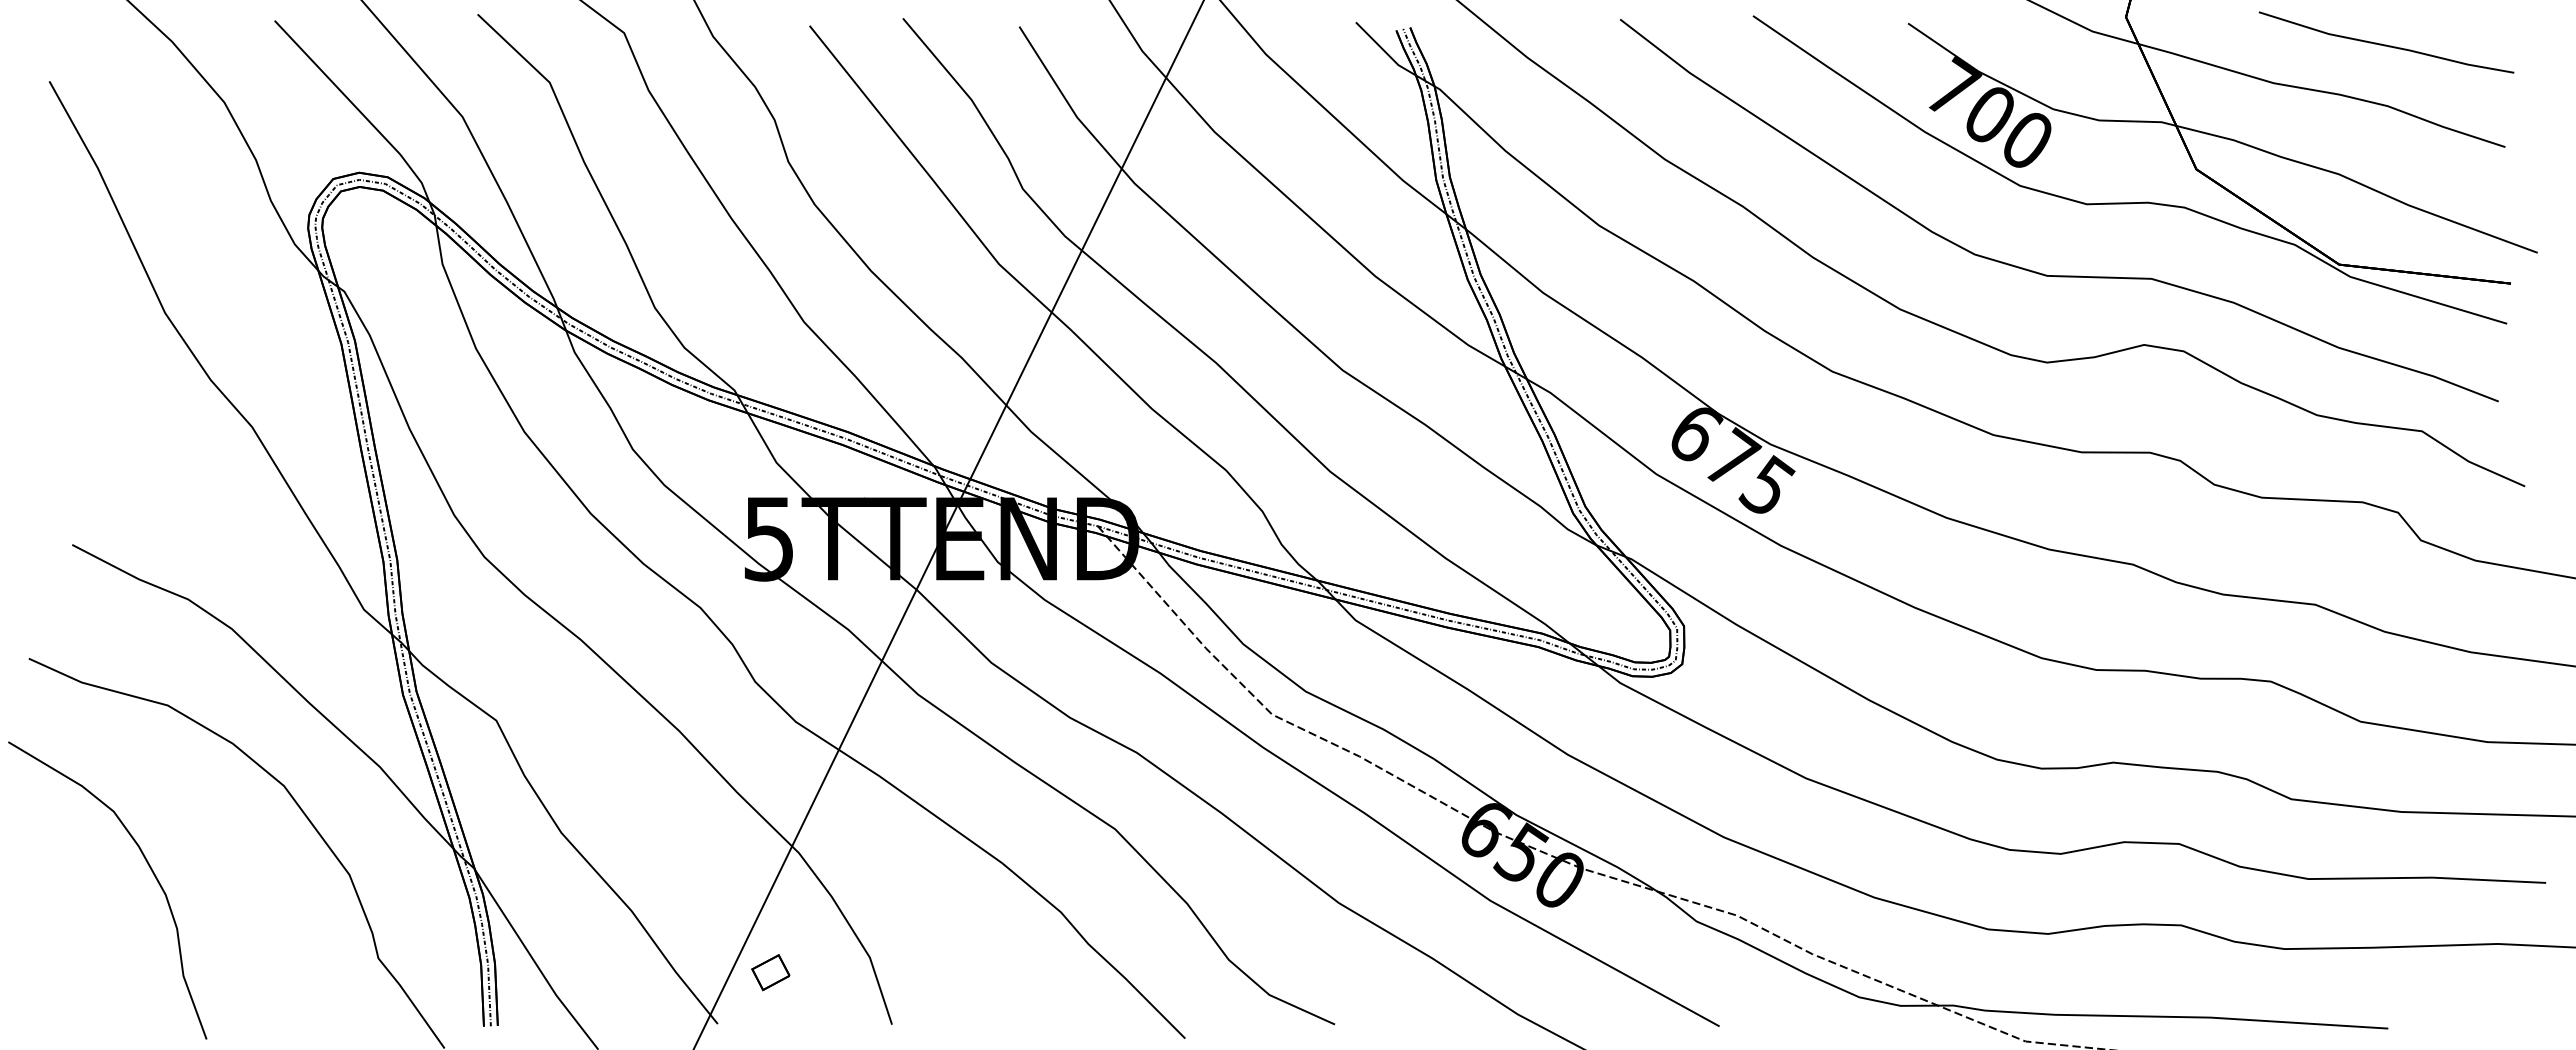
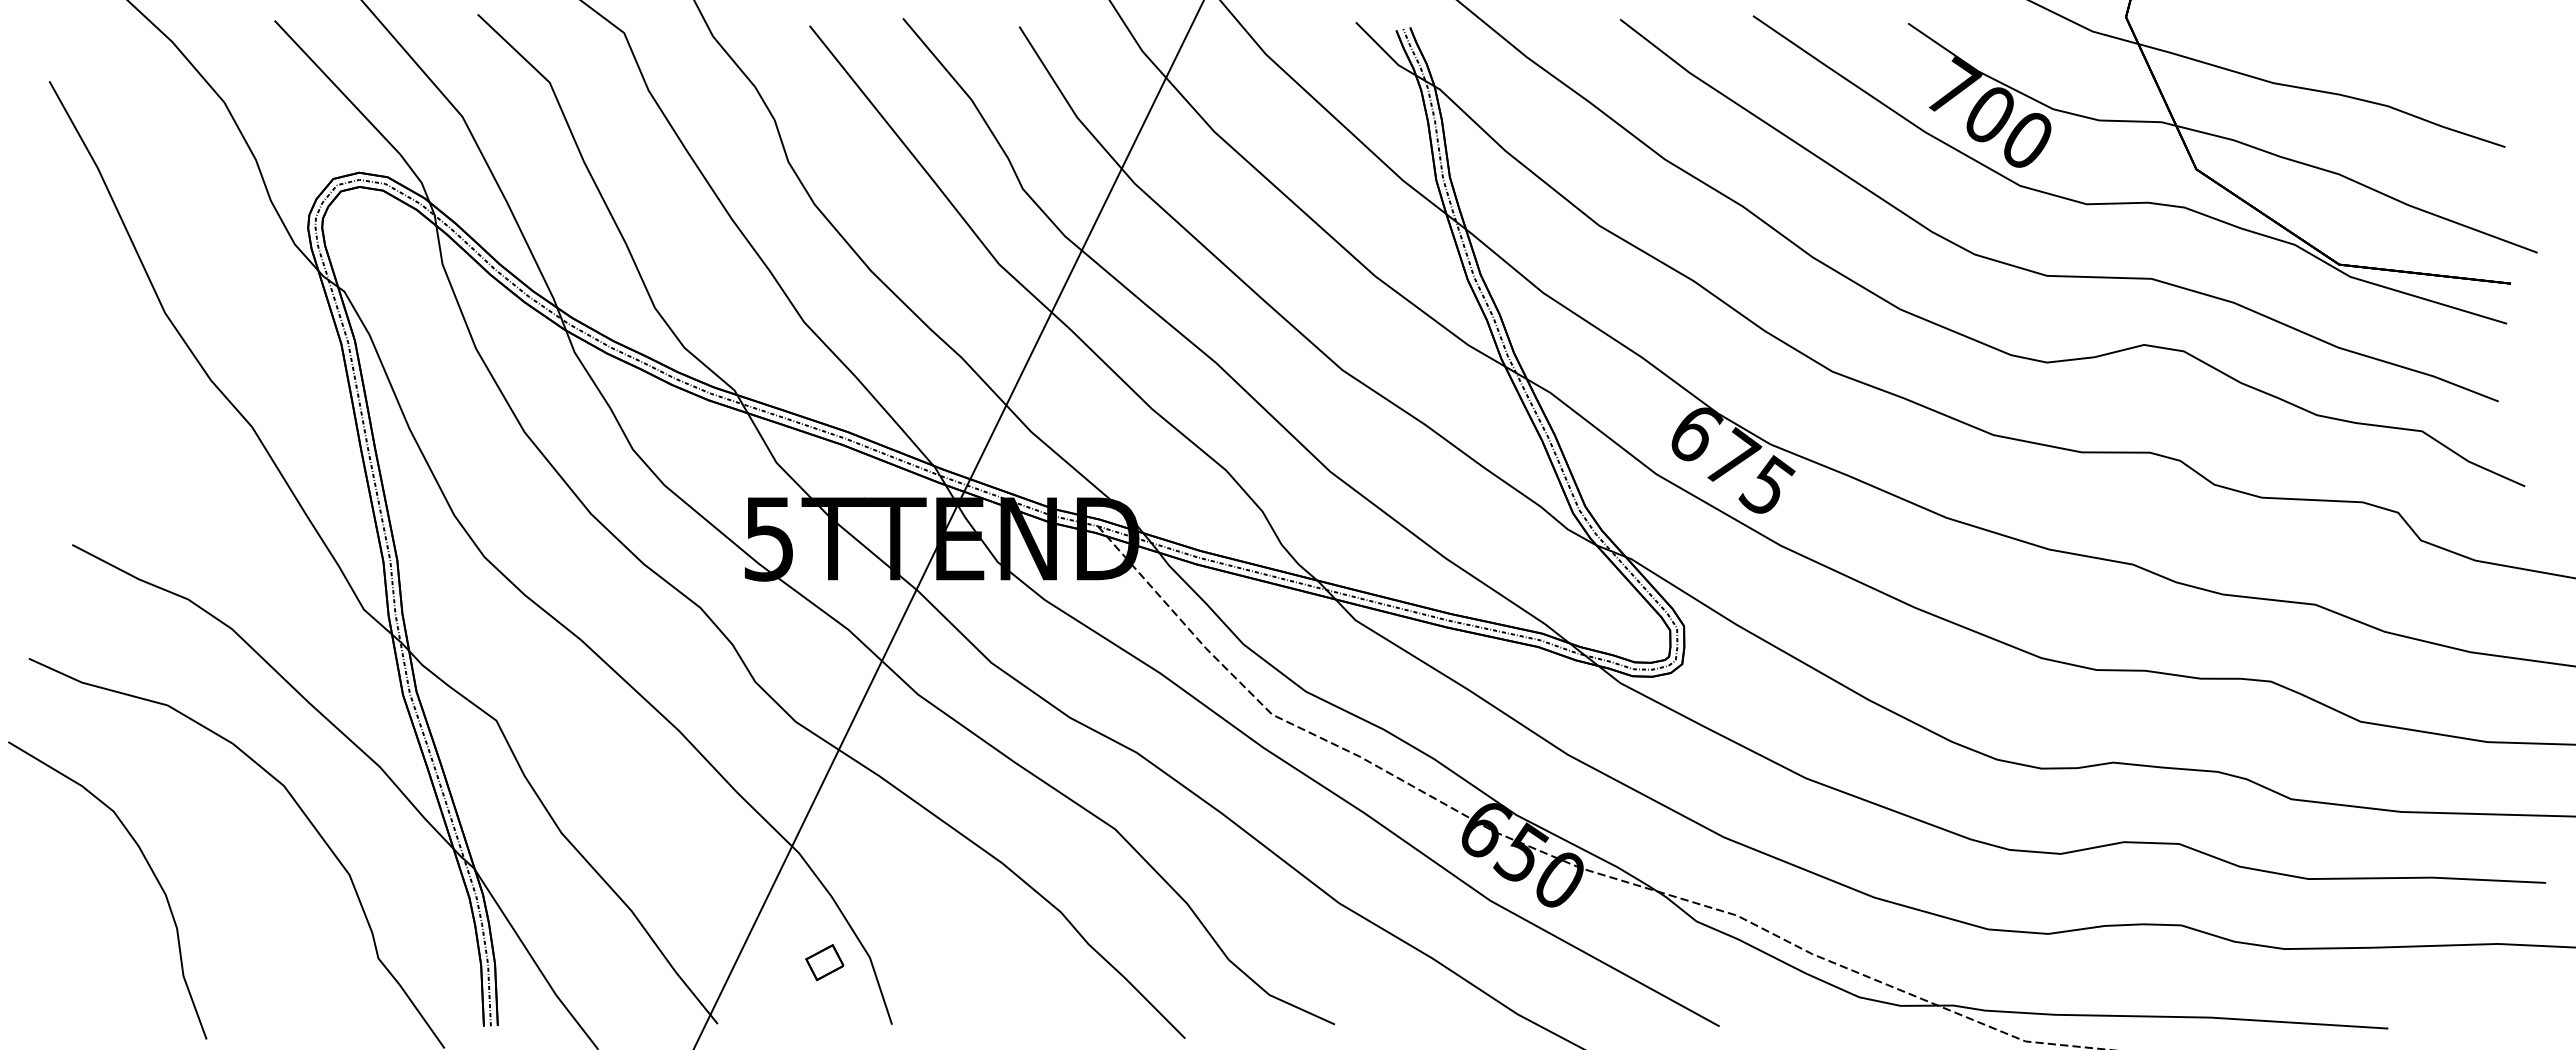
line: present -> none (2386, 44)
part position: (770, 972) -> (824, 962) (824, 962)
